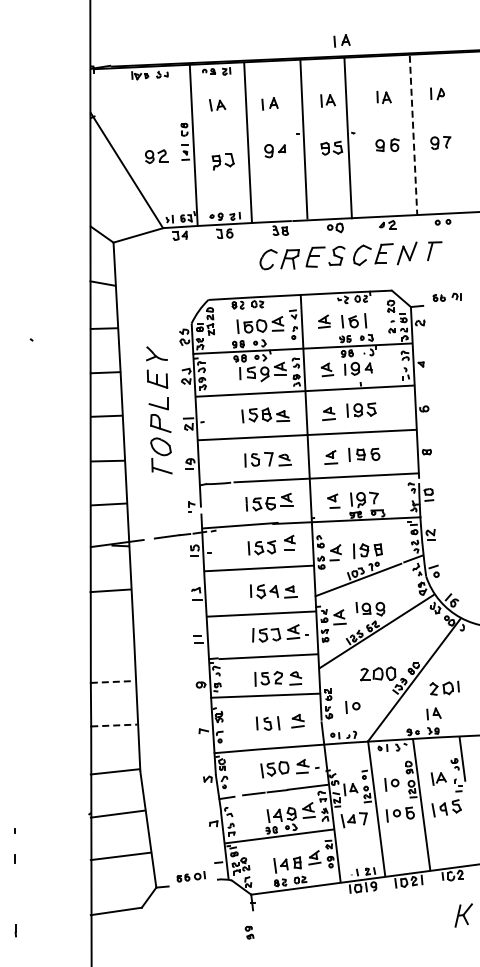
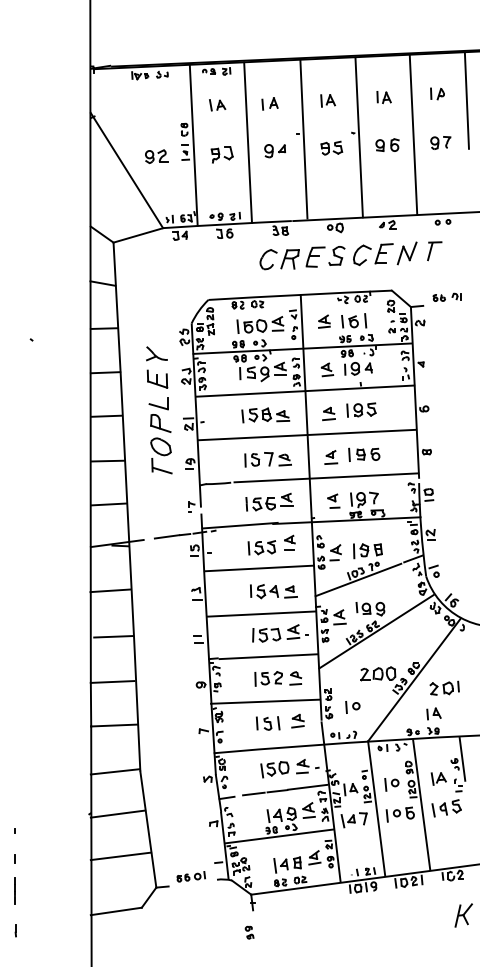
part: present -> none (341, 40)
line: none -> present (466, 100)
line: dashed -> solid (413, 135)
line position: (347, 138) -> (358, 137) (358, 137)
part position: (222, 161) -> (221, 154) (221, 154)
line: none -> present (113, 636)
line: dashed -> solid (112, 681)
line position: (265, 695) -> (265, 701) (265, 701)
line: dashed -> solid (114, 725)
line: none -> present (14, 890)
